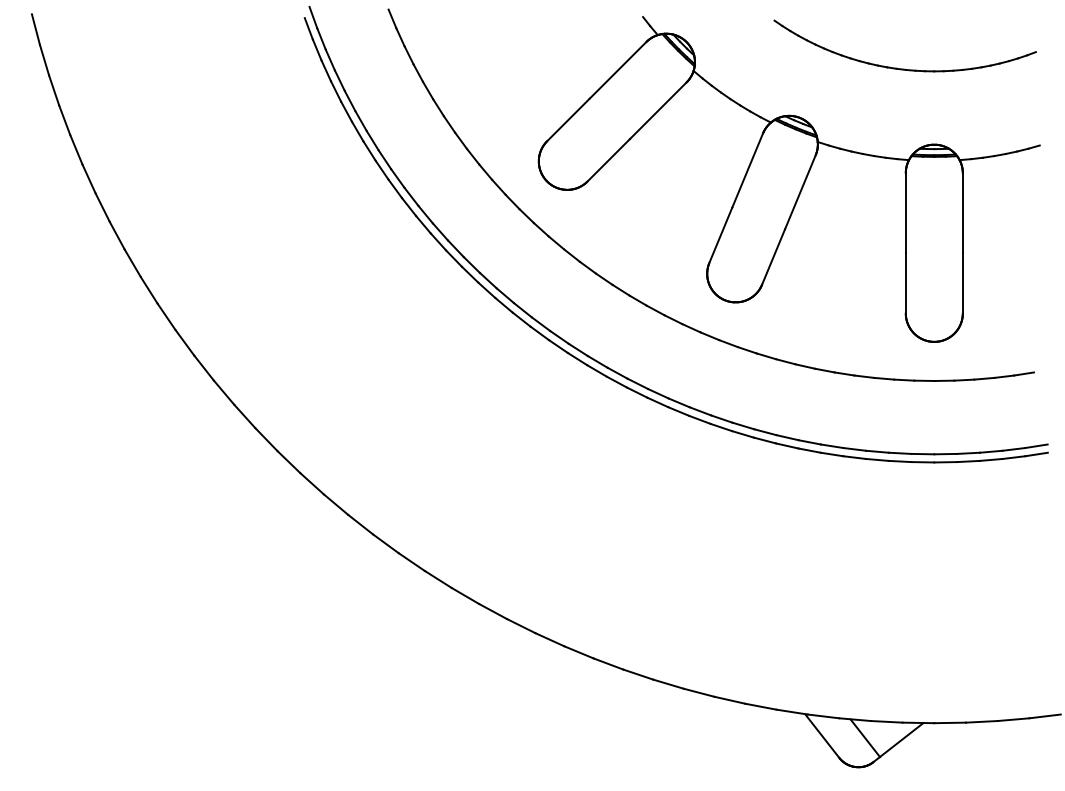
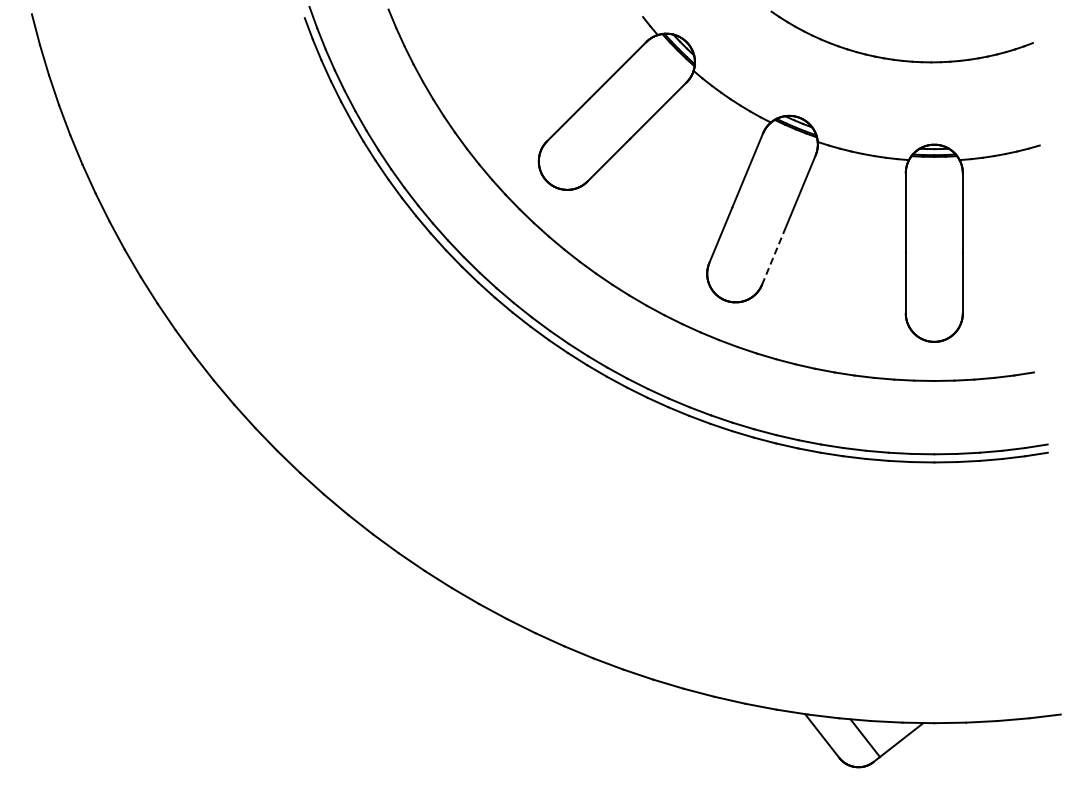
part position: (904, 68) -> (901, 59) (901, 59)
line: solid -> dashed (773, 256)
